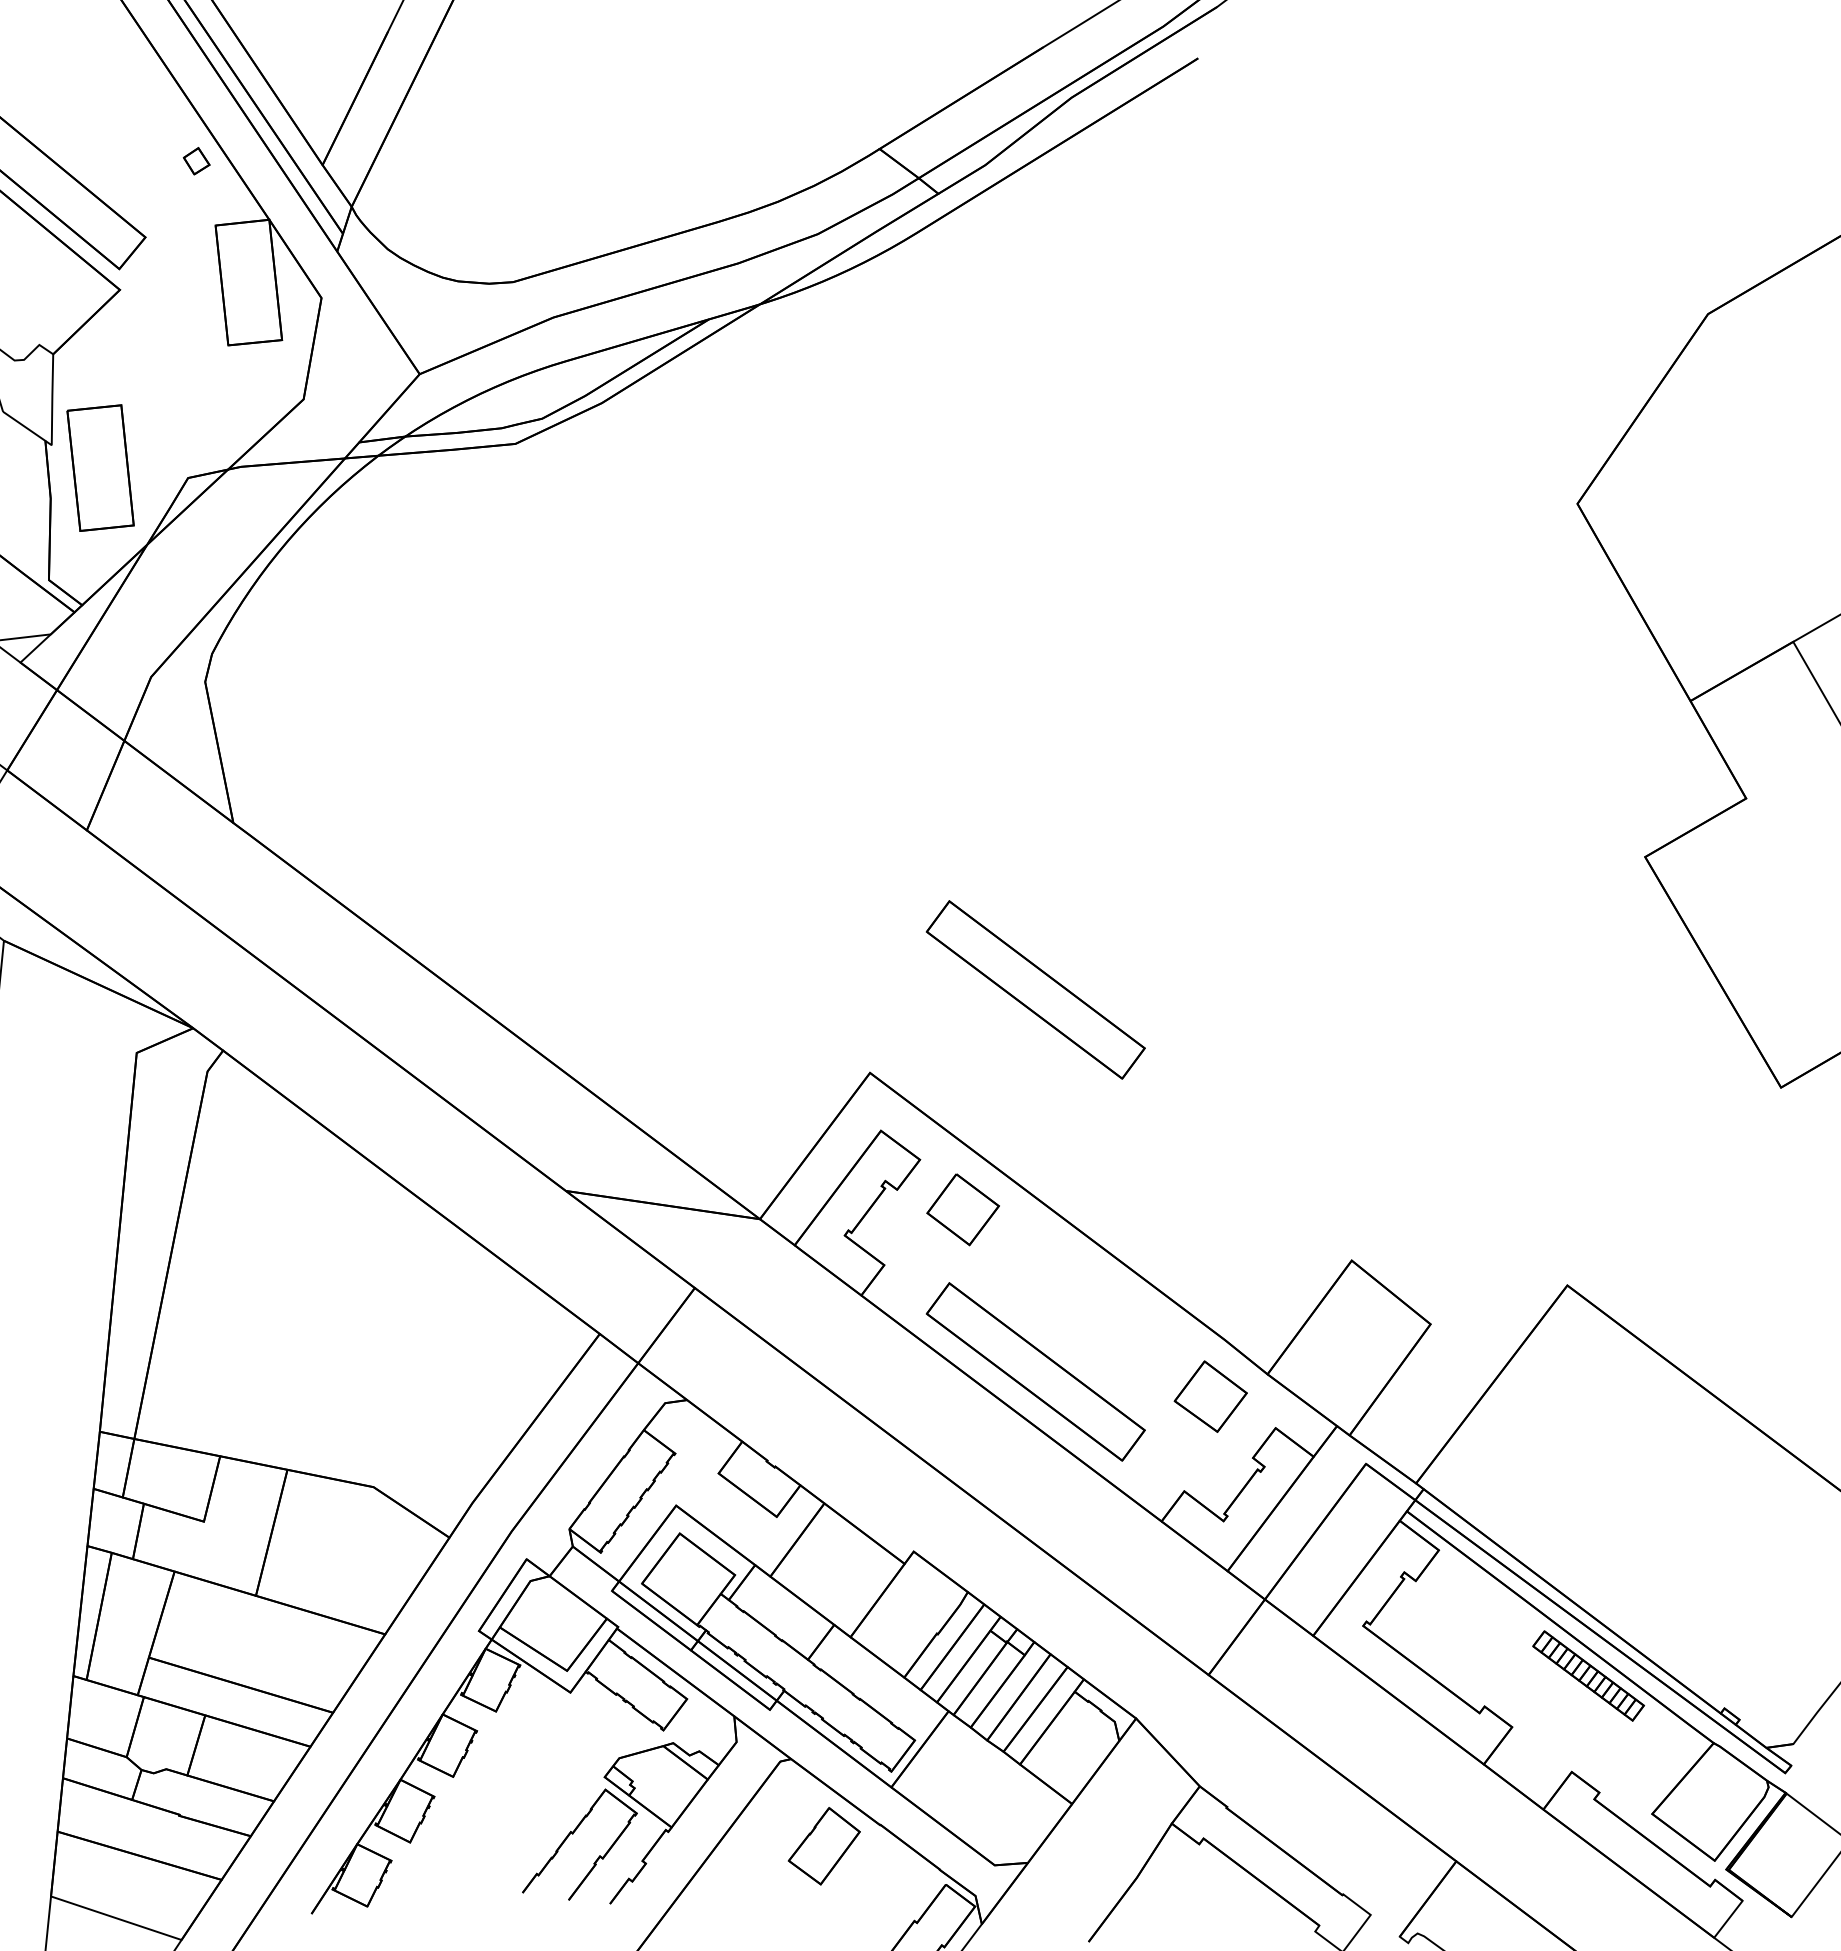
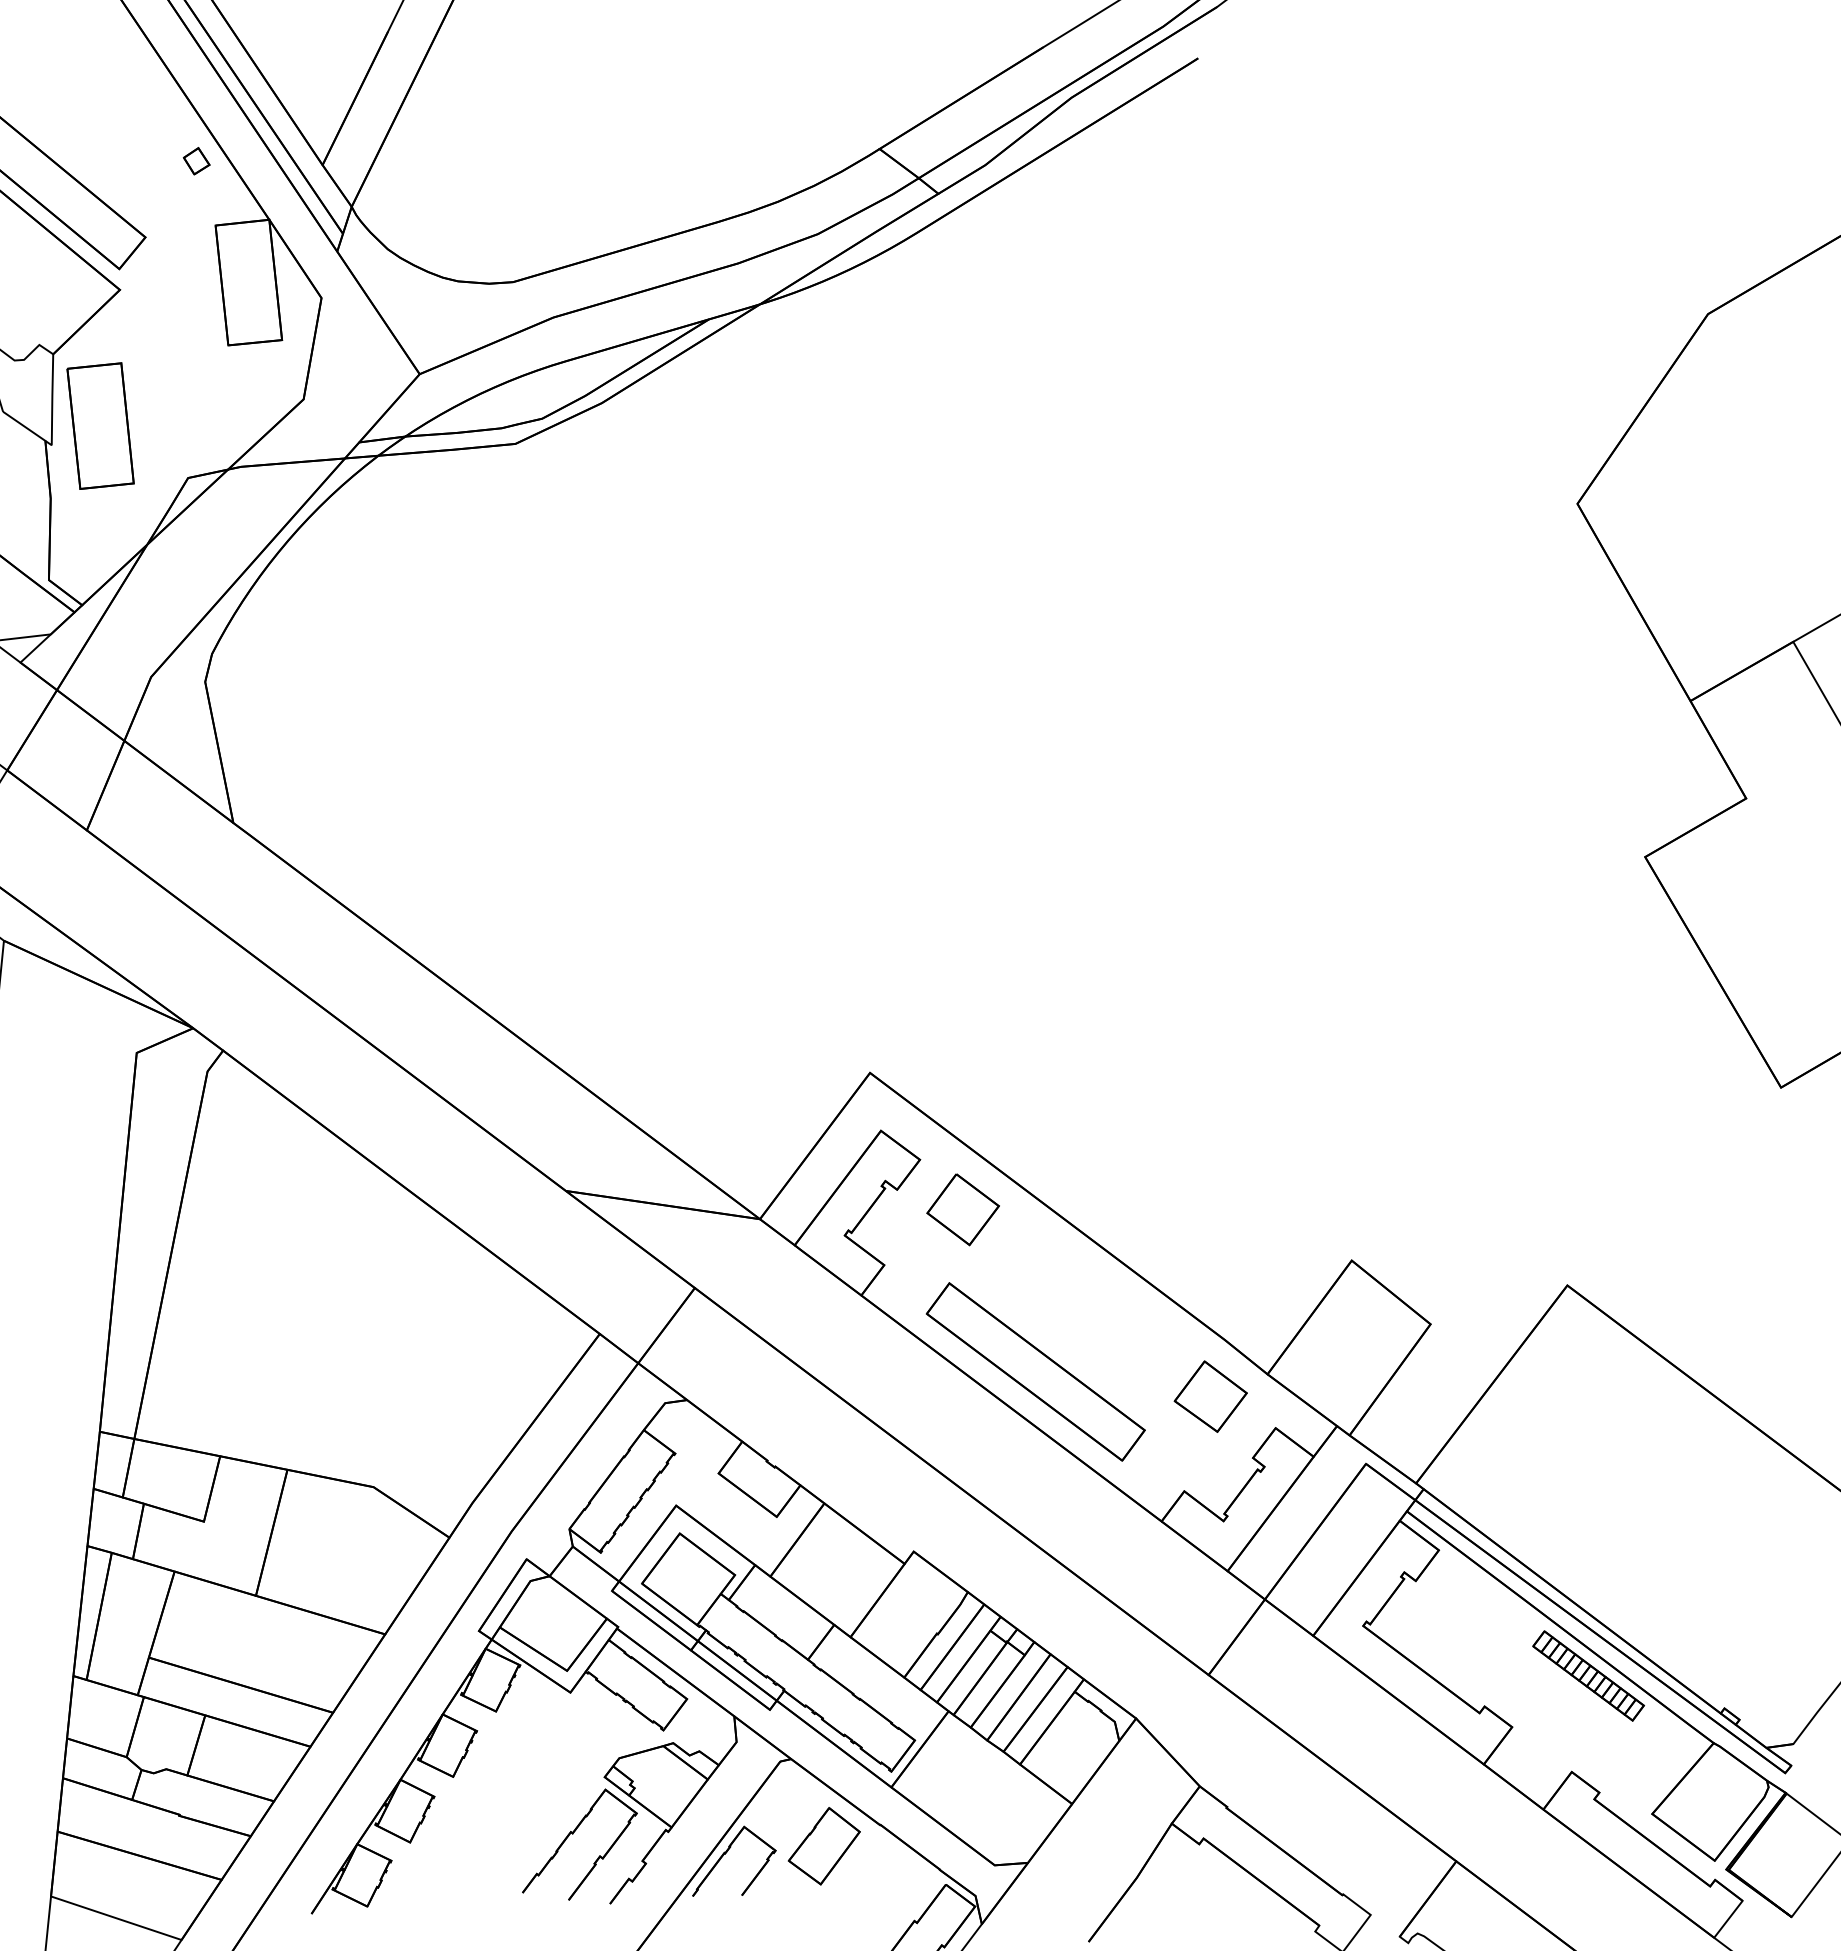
part position: (100, 467) -> (100, 425) (100, 425)
part: present -> none (1035, 989)
part: none -> present (727, 1852)
